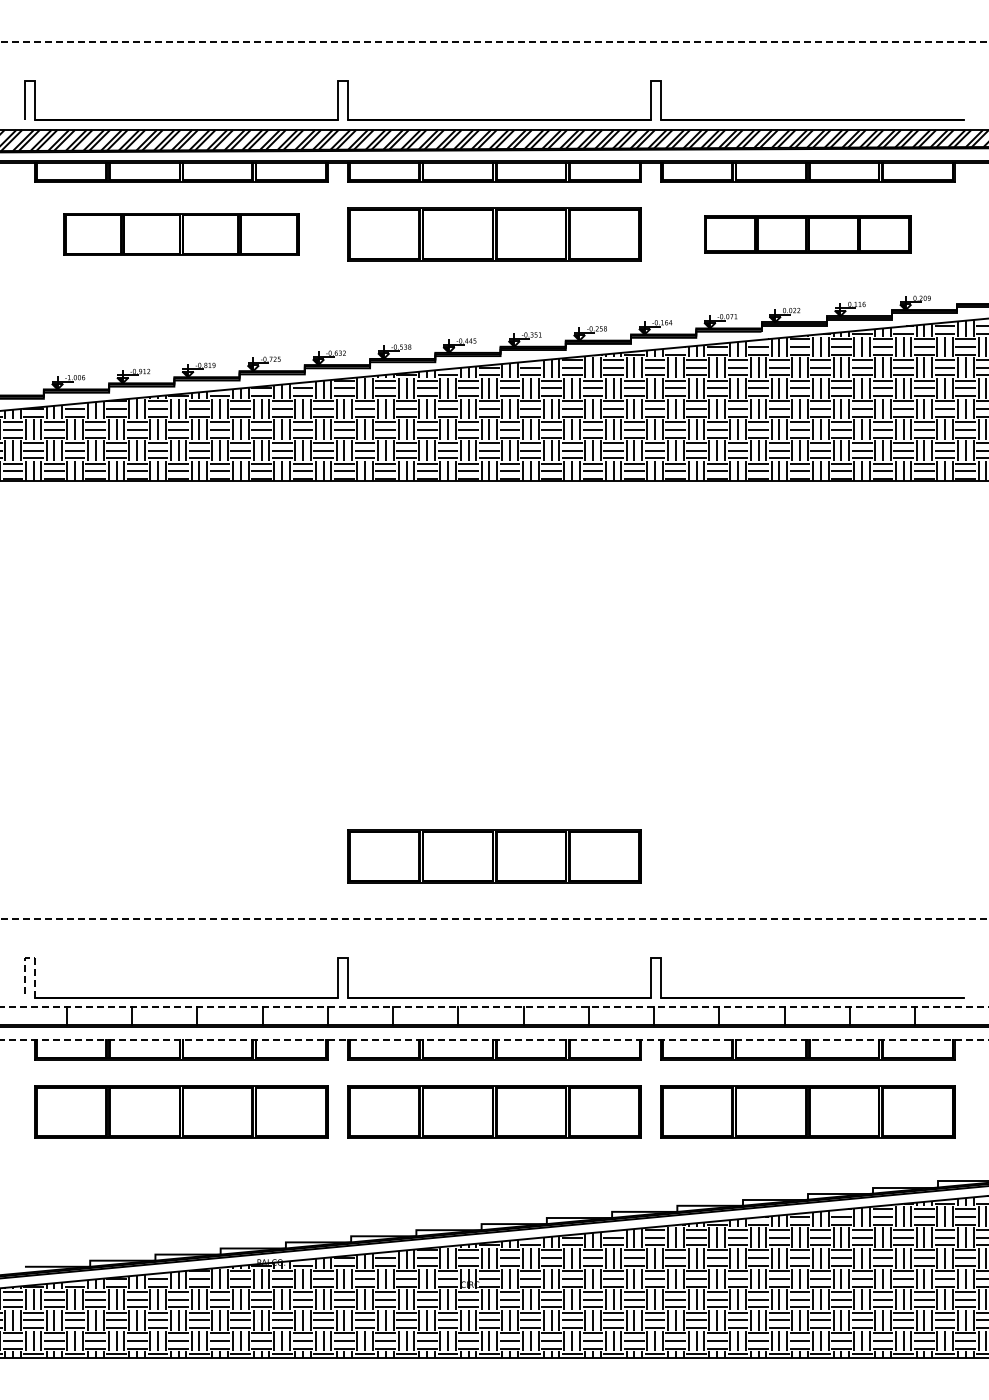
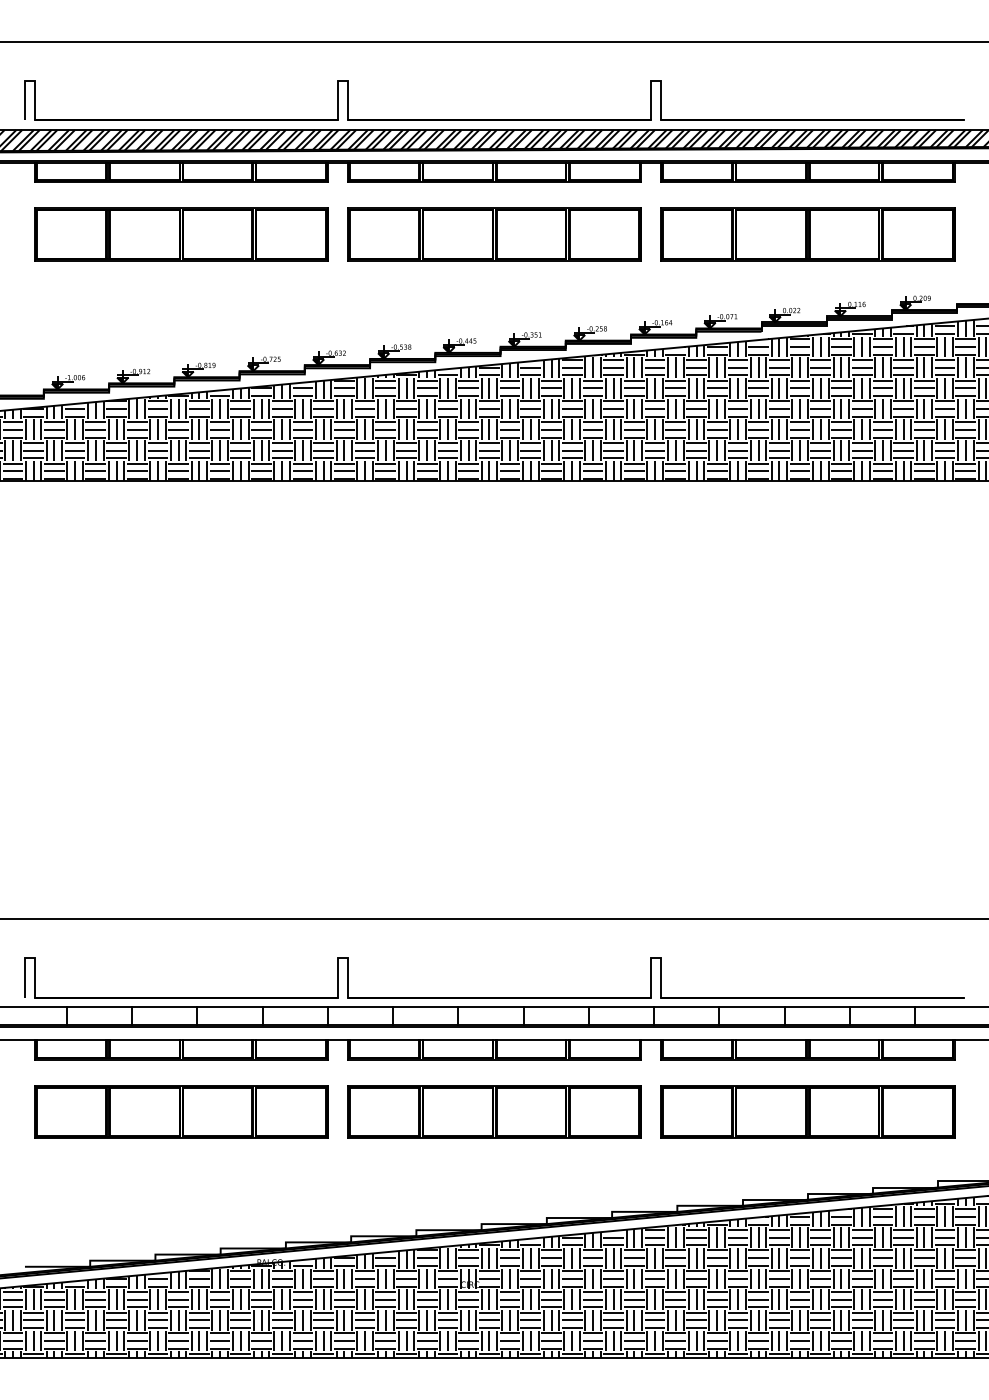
line: dashed -> solid (494, 41)
part size: 237x43 px -> 295x55 px (181, 234)
part size: 208x39 px -> 296x55 px (807, 234)
part: present -> none (494, 856)
line: dashed -> solid (494, 919)
line: dashed -> solid (29, 958)
line: dashed -> solid (494, 1007)
line: dashed -> solid (494, 1040)
